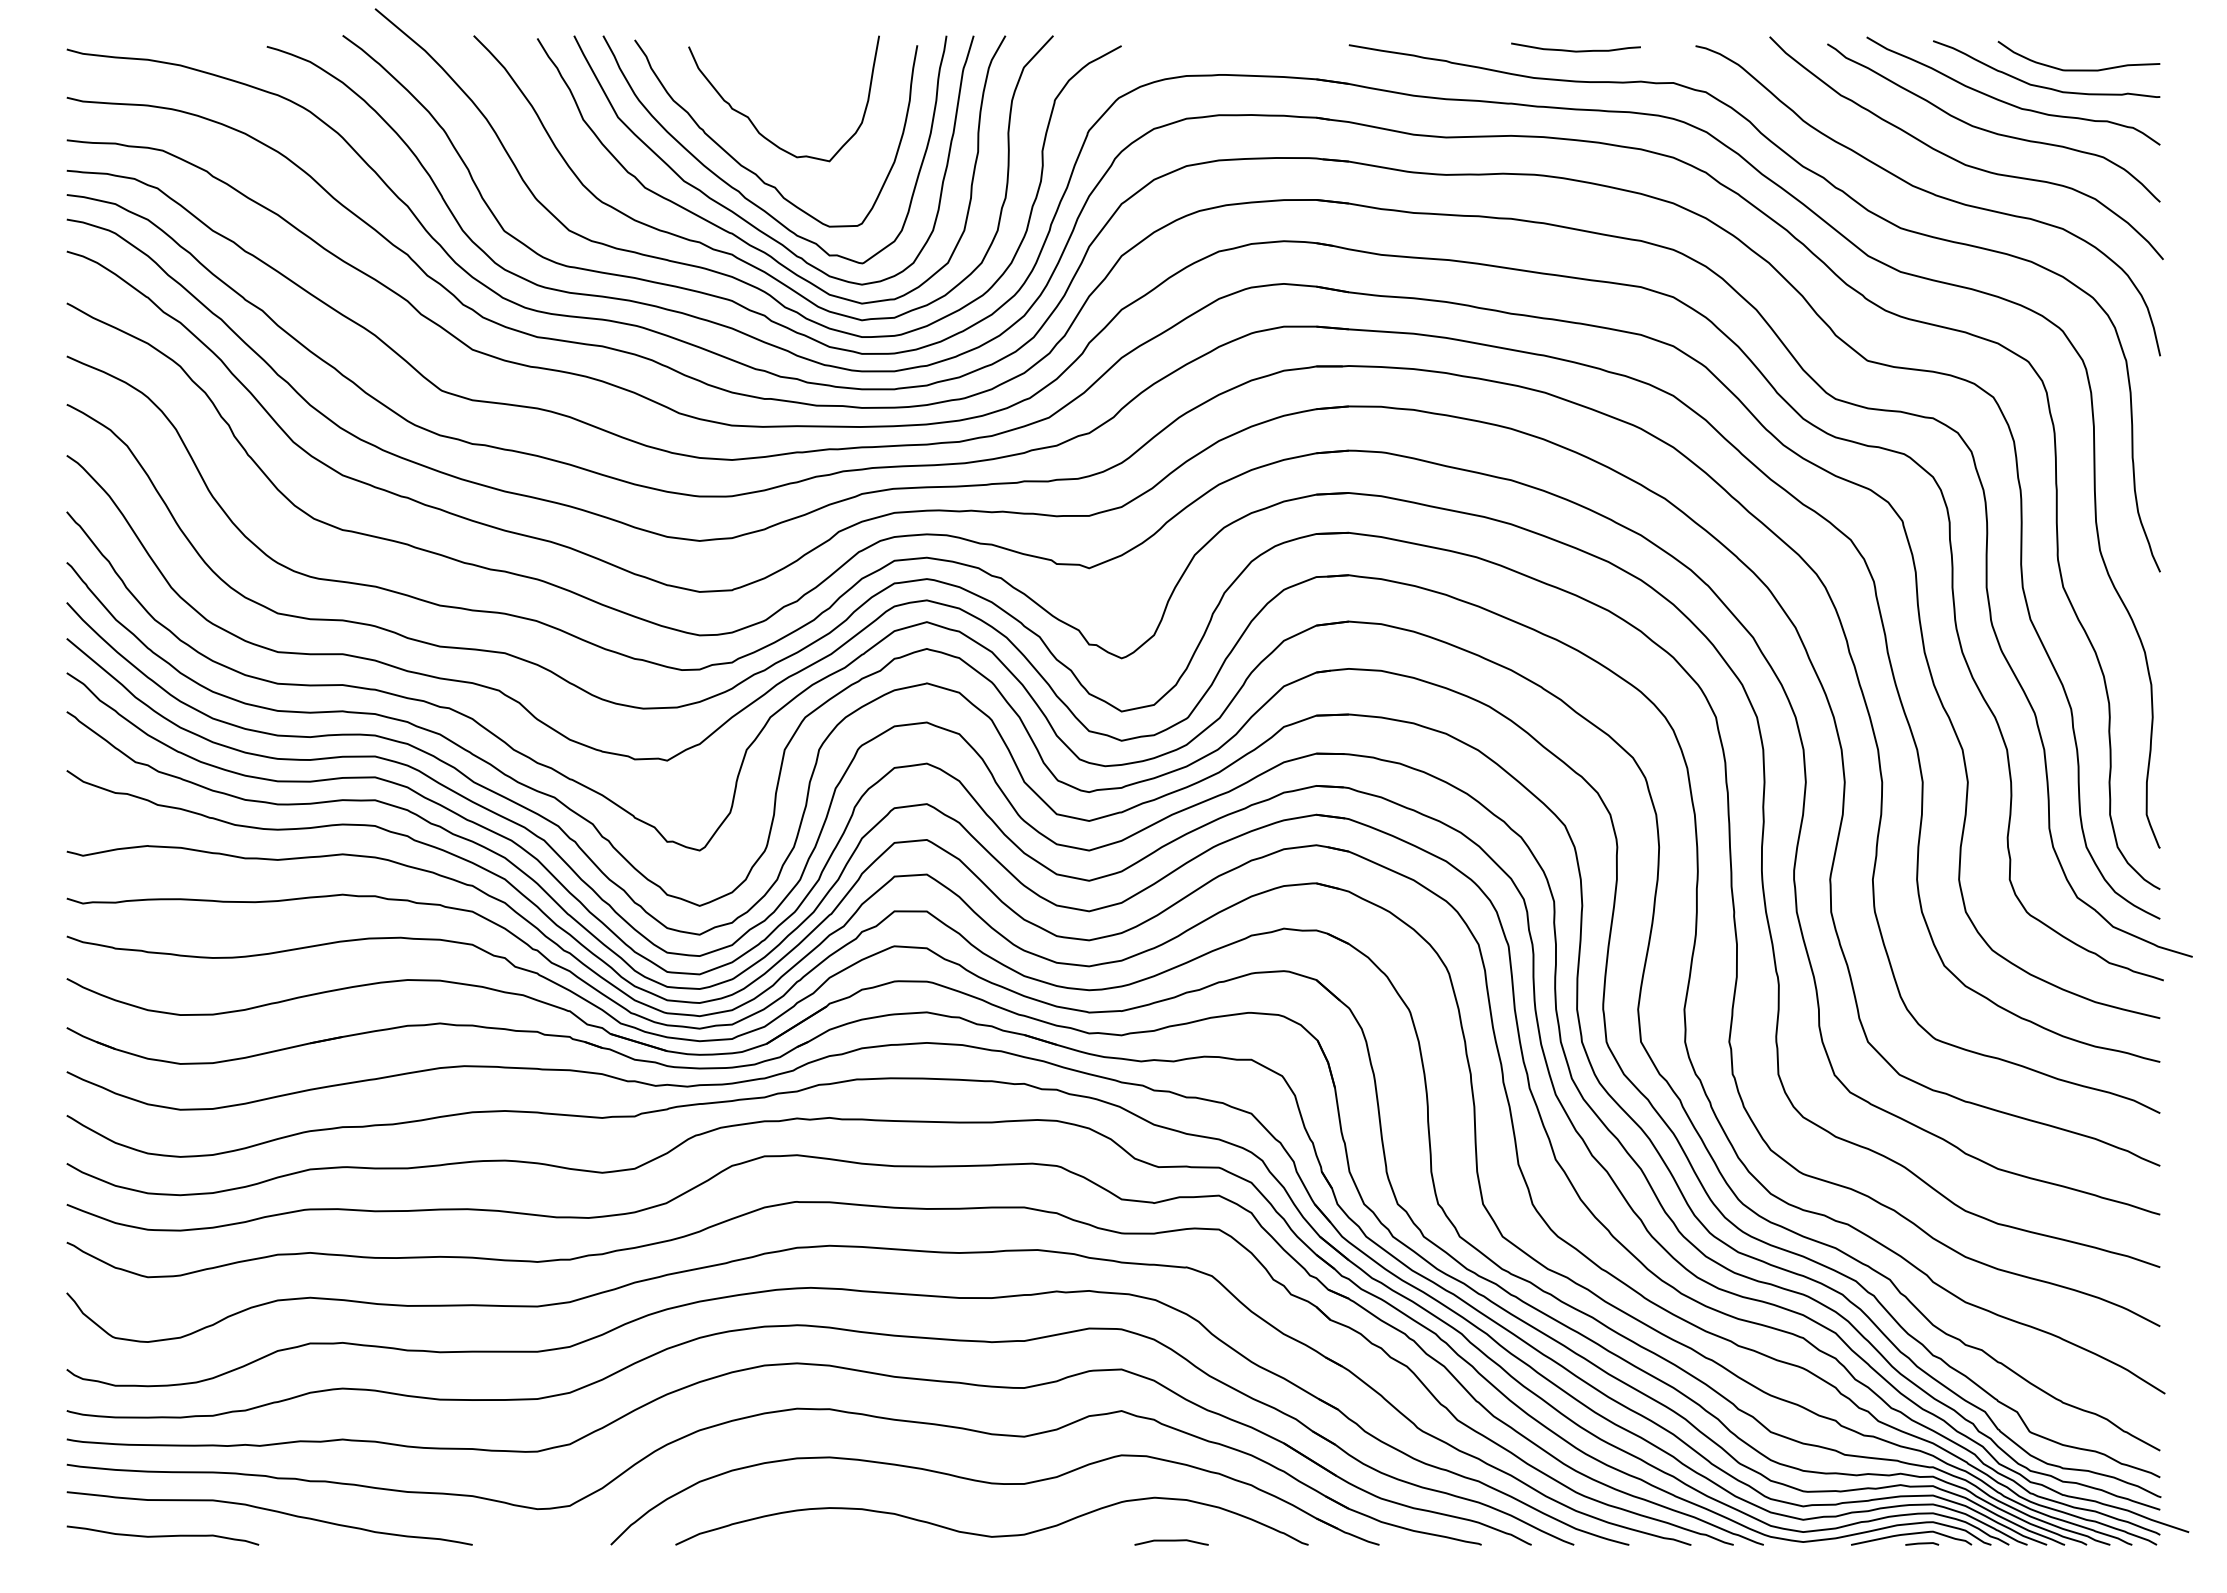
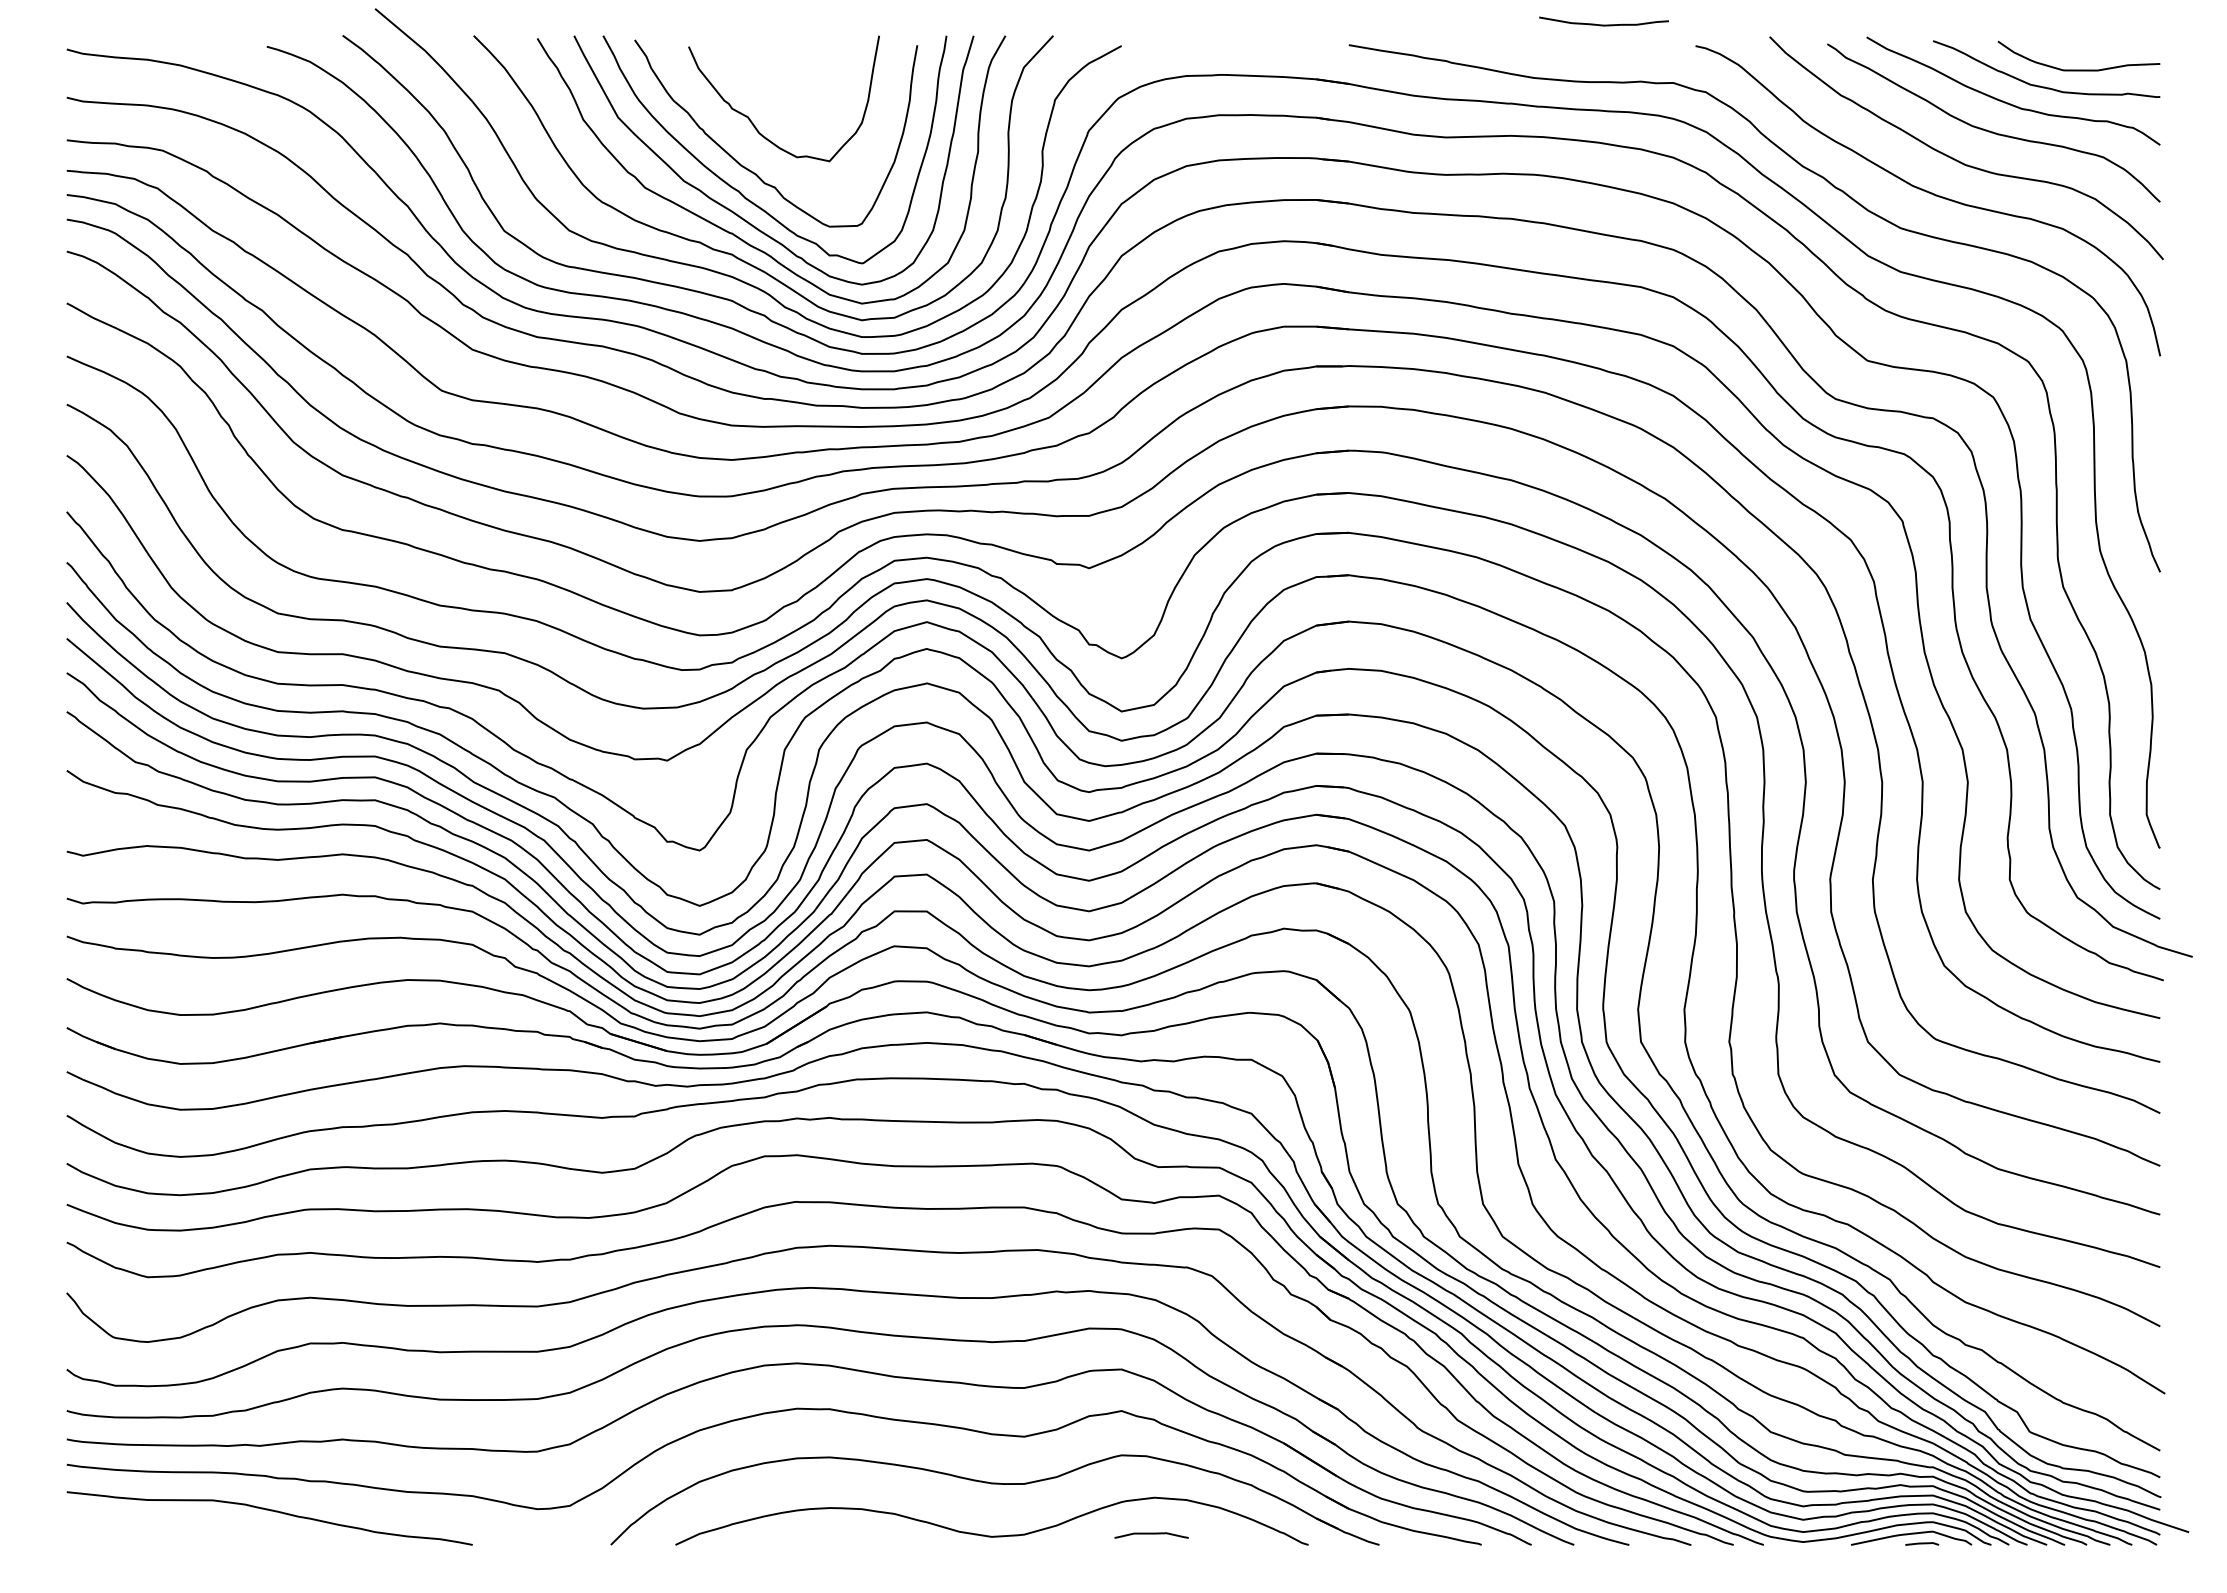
curve position: (1575, 50) -> (1603, 24) (1603, 24)
curve: present -> none (162, 1535)
curve position: (1171, 1541) -> (1151, 1534) (1151, 1534)
